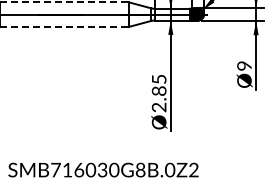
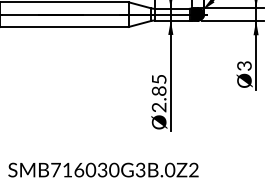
line: dashed -> solid (64, 2)
line: dashed -> solid (64, 27)
text: 9 -> 3 (244, 65)
text: SMB716030G8B.0Z2 -> SMB716030G3B.0Z2 (140, 169)
